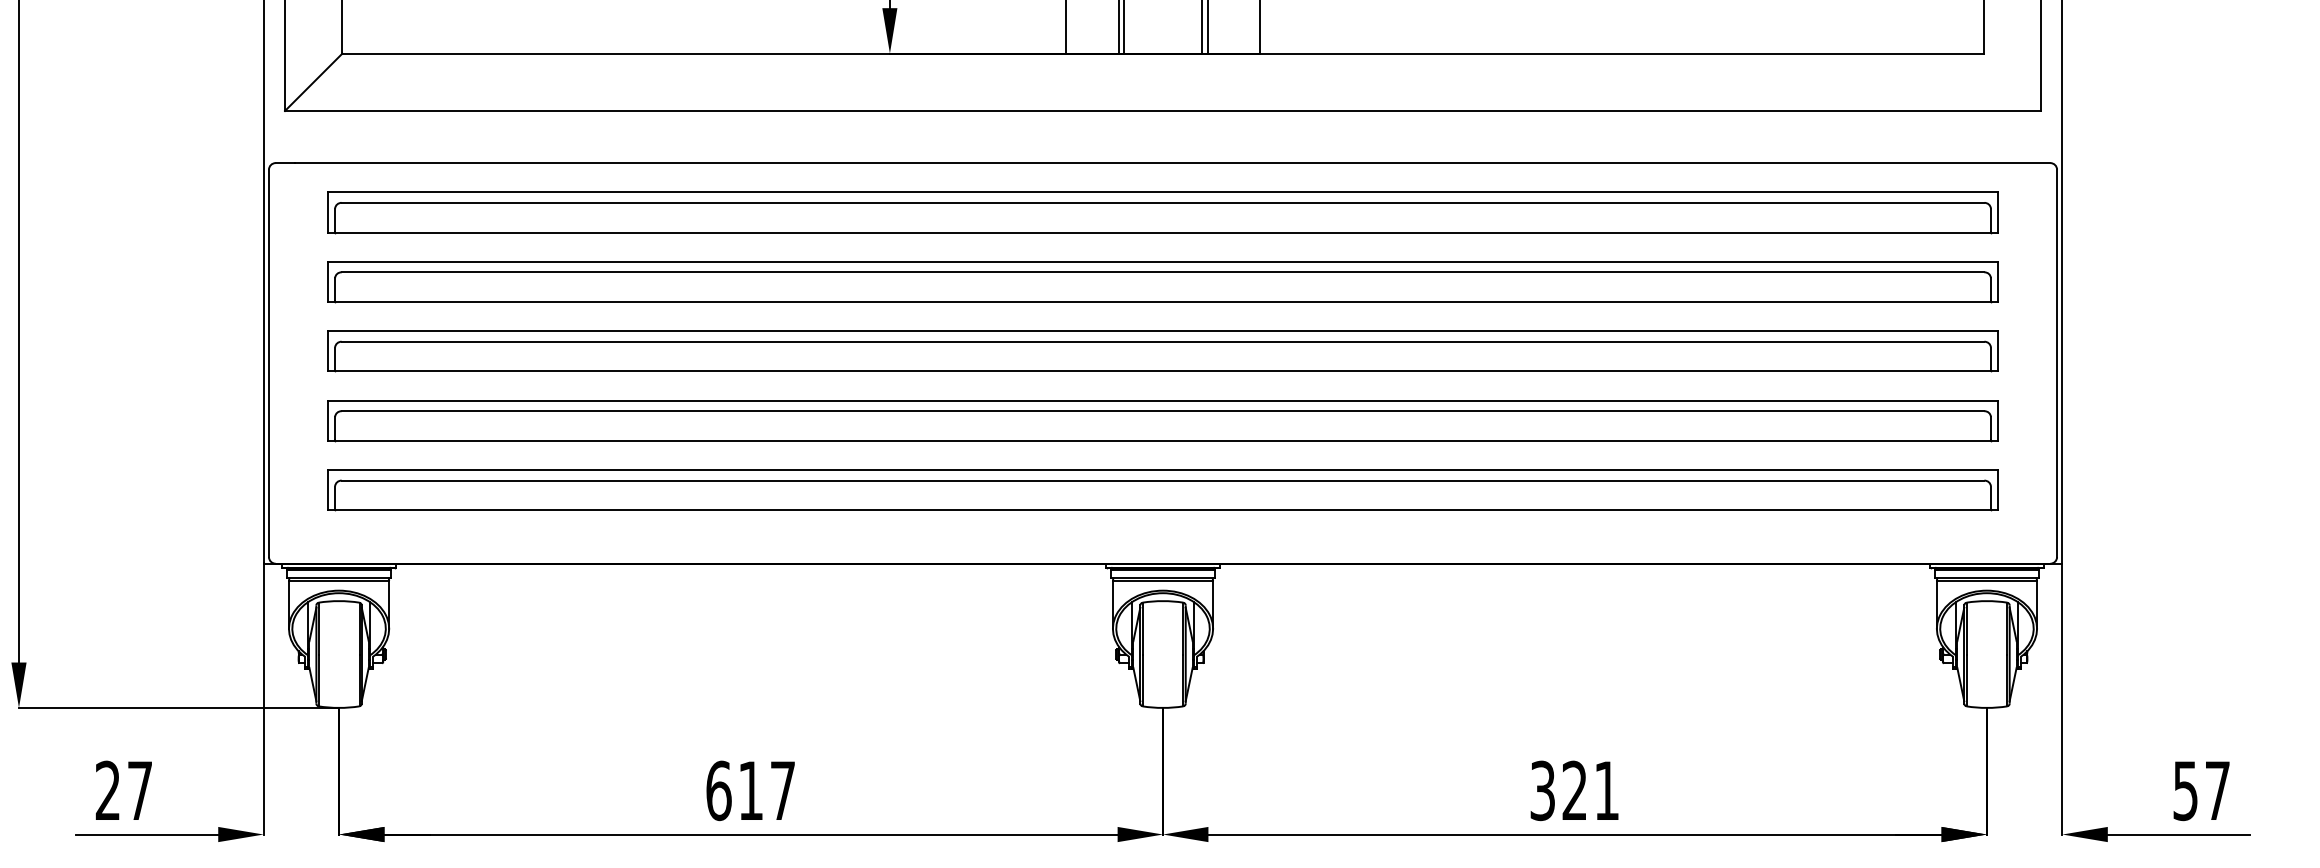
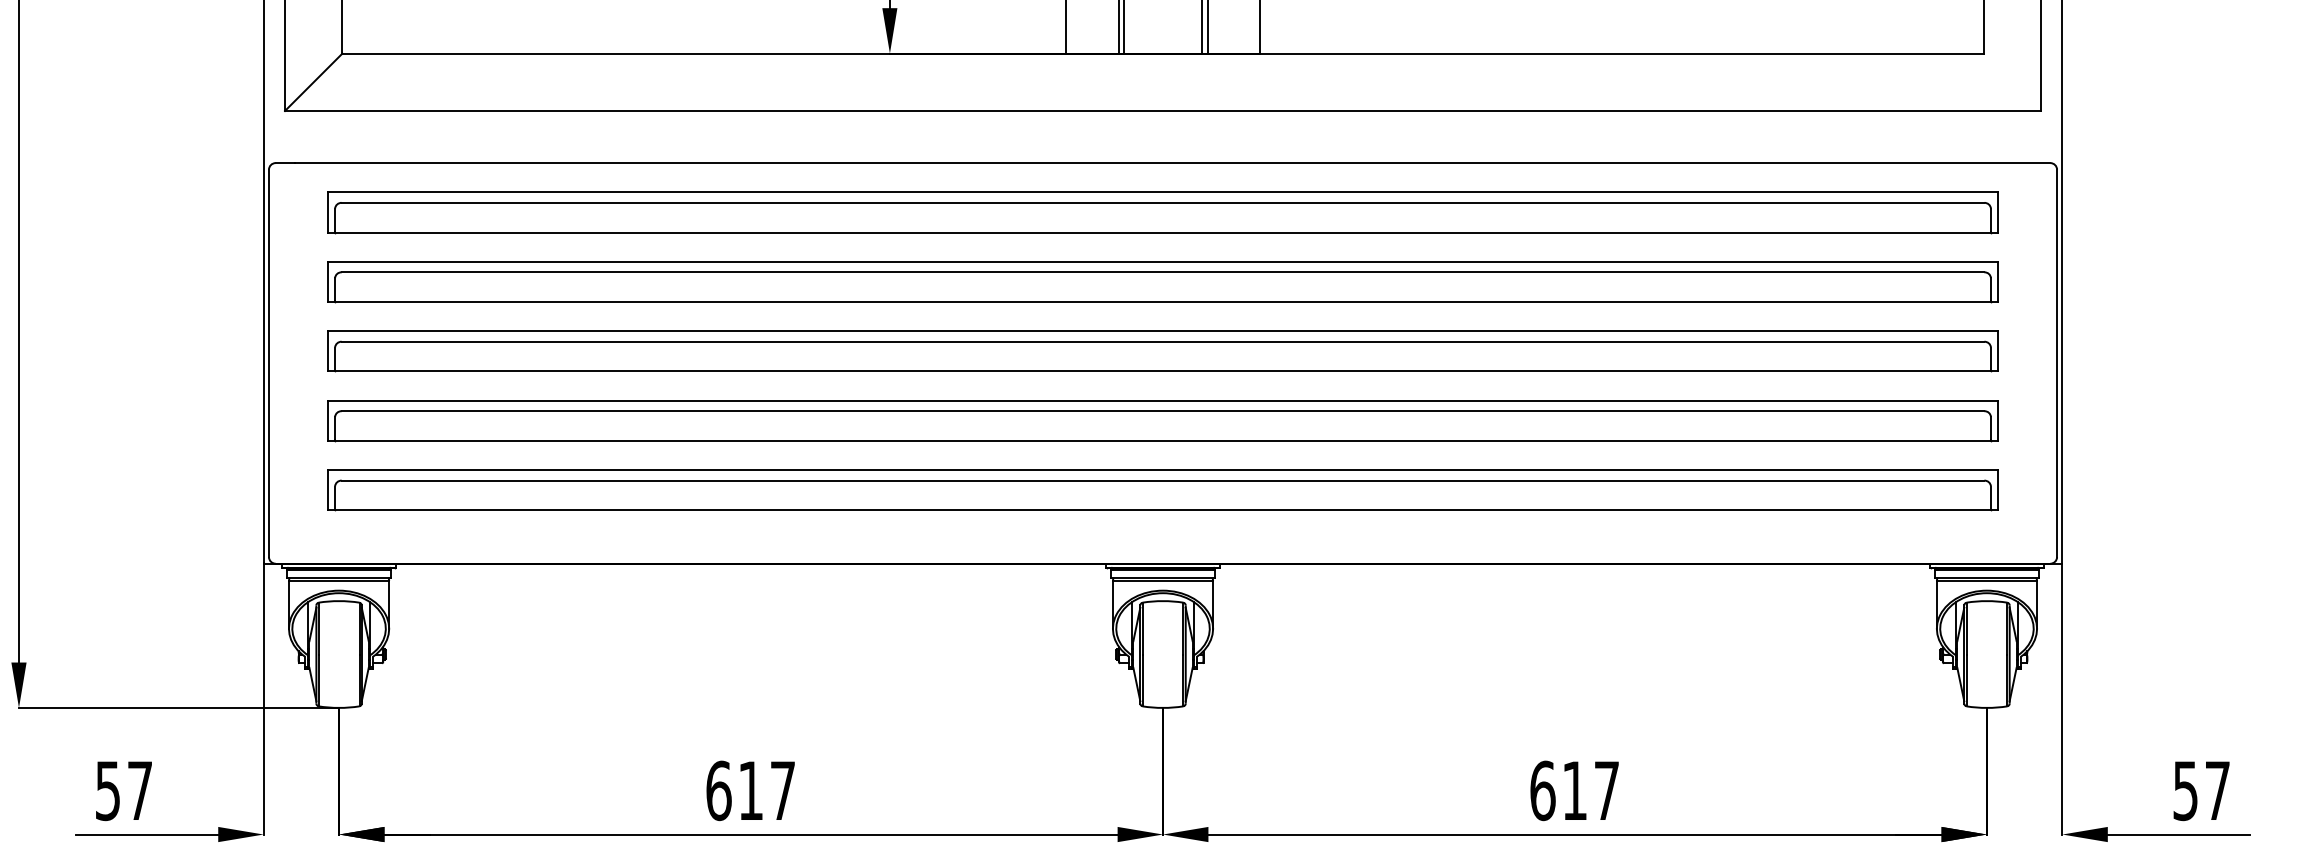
text: 27 -> 57 (107, 790)
text: 321 -> 617 (1574, 790)
